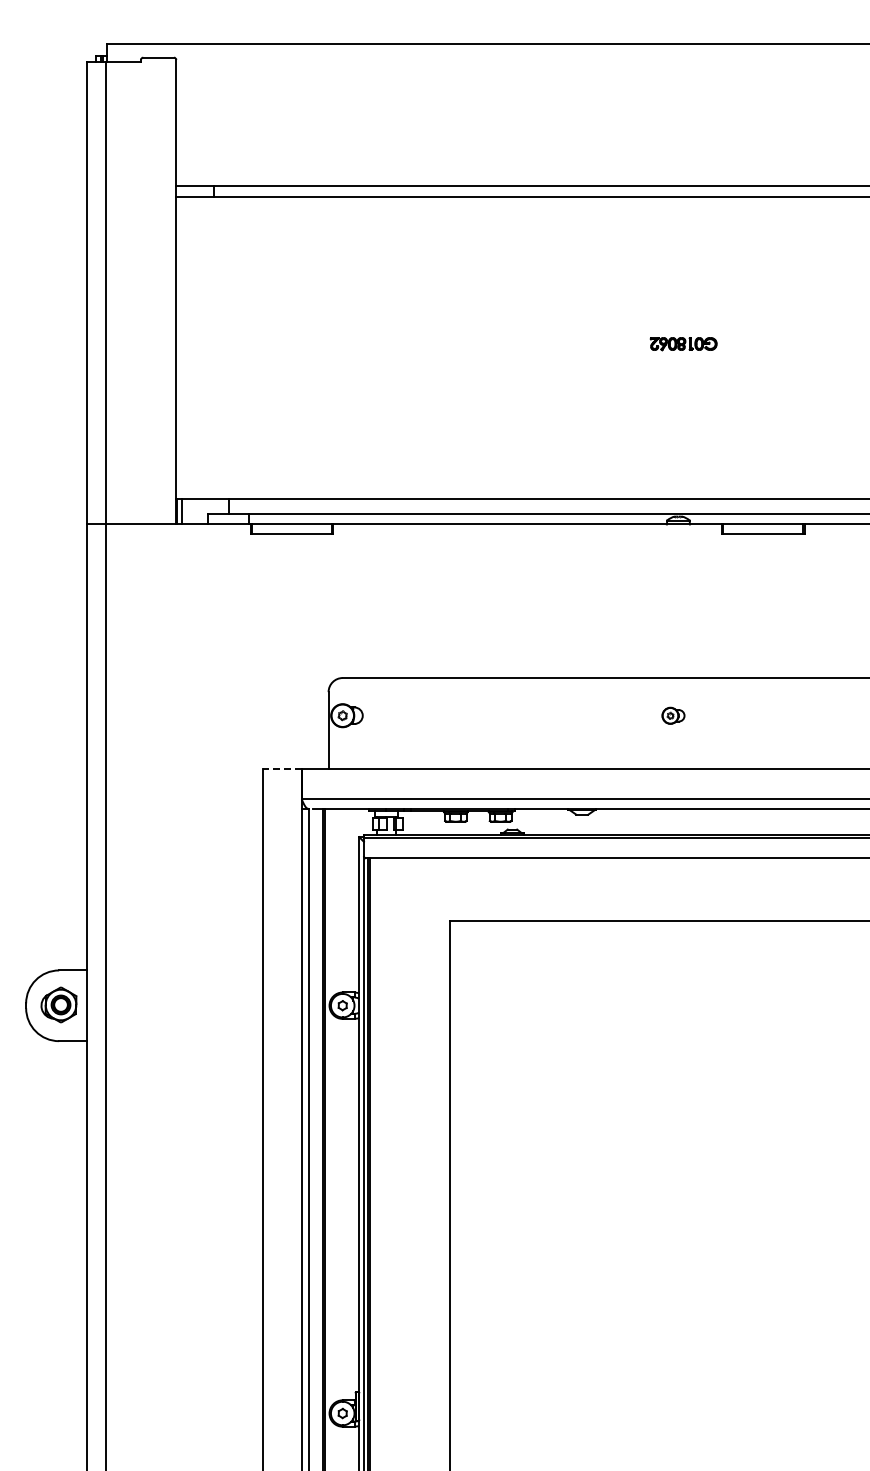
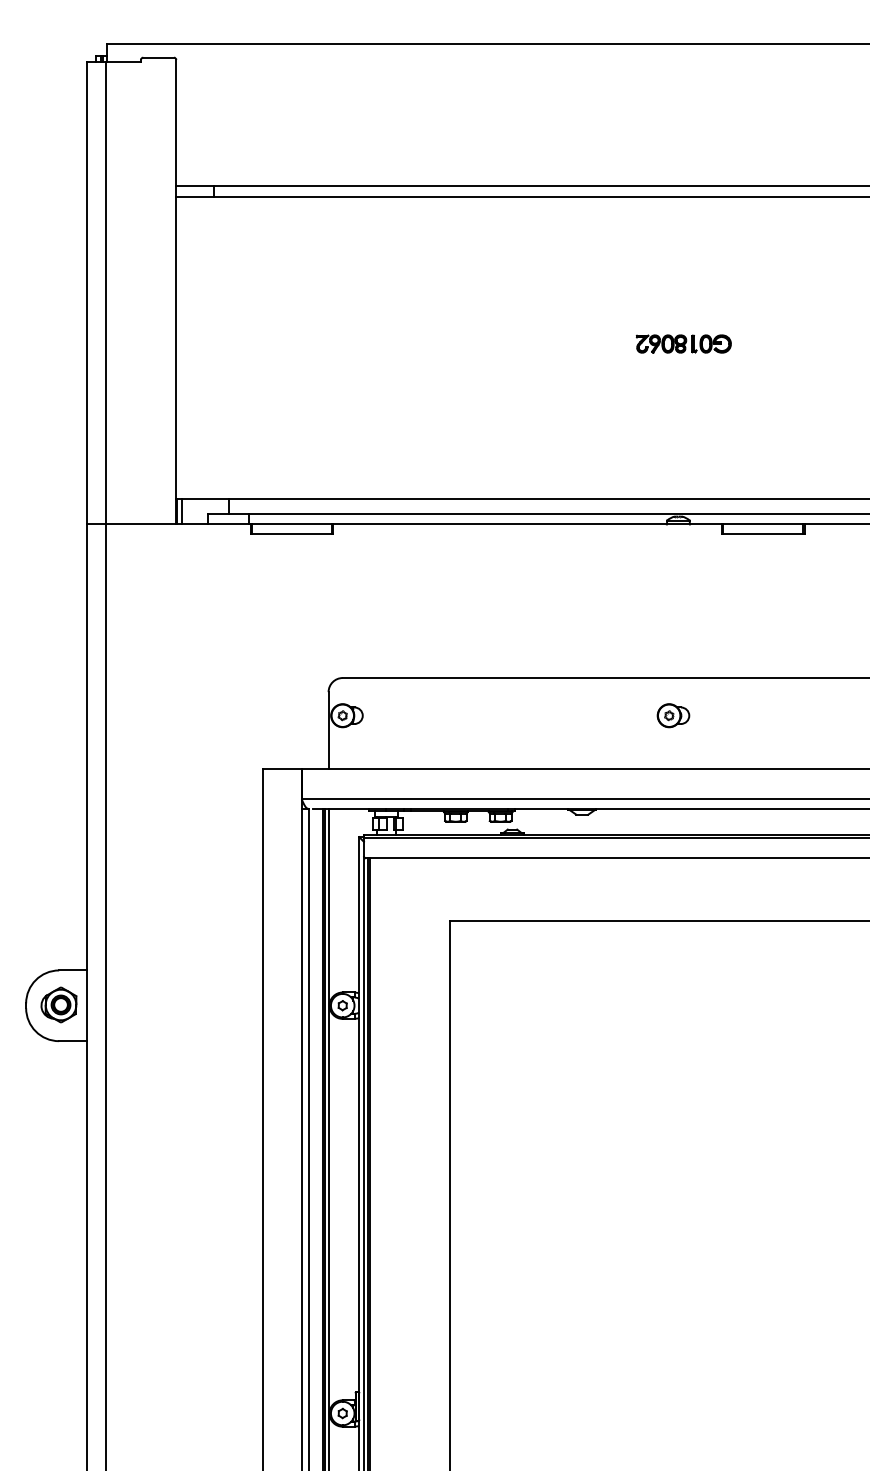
part size: 69x15 px -> 97x20 px (683, 343)
part size: 25x19 px -> 35x26 px (673, 715)
line: dashed -> solid (281, 768)
line: none -> present (328, 1137)
